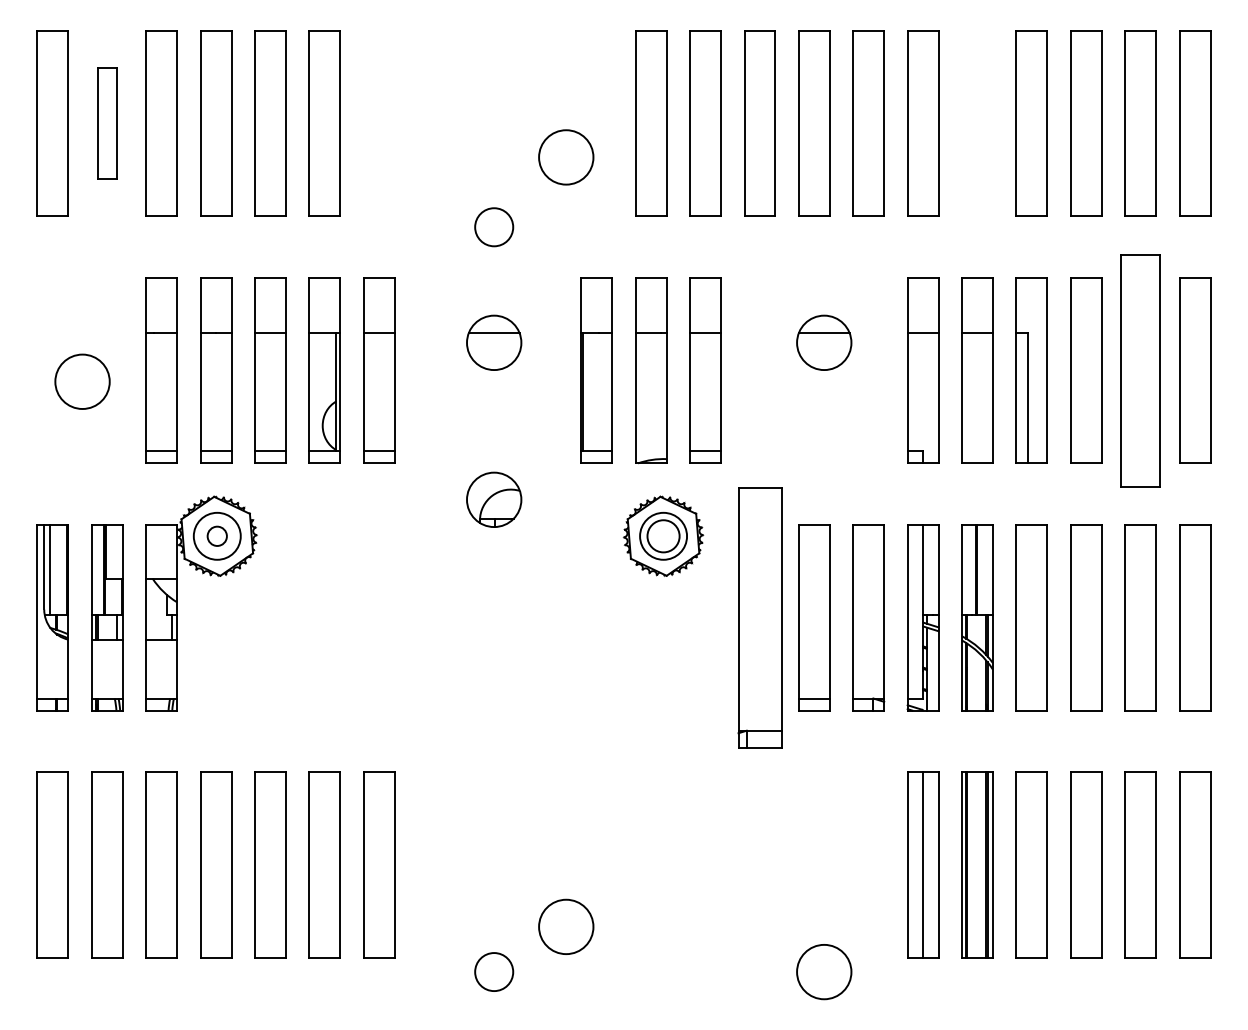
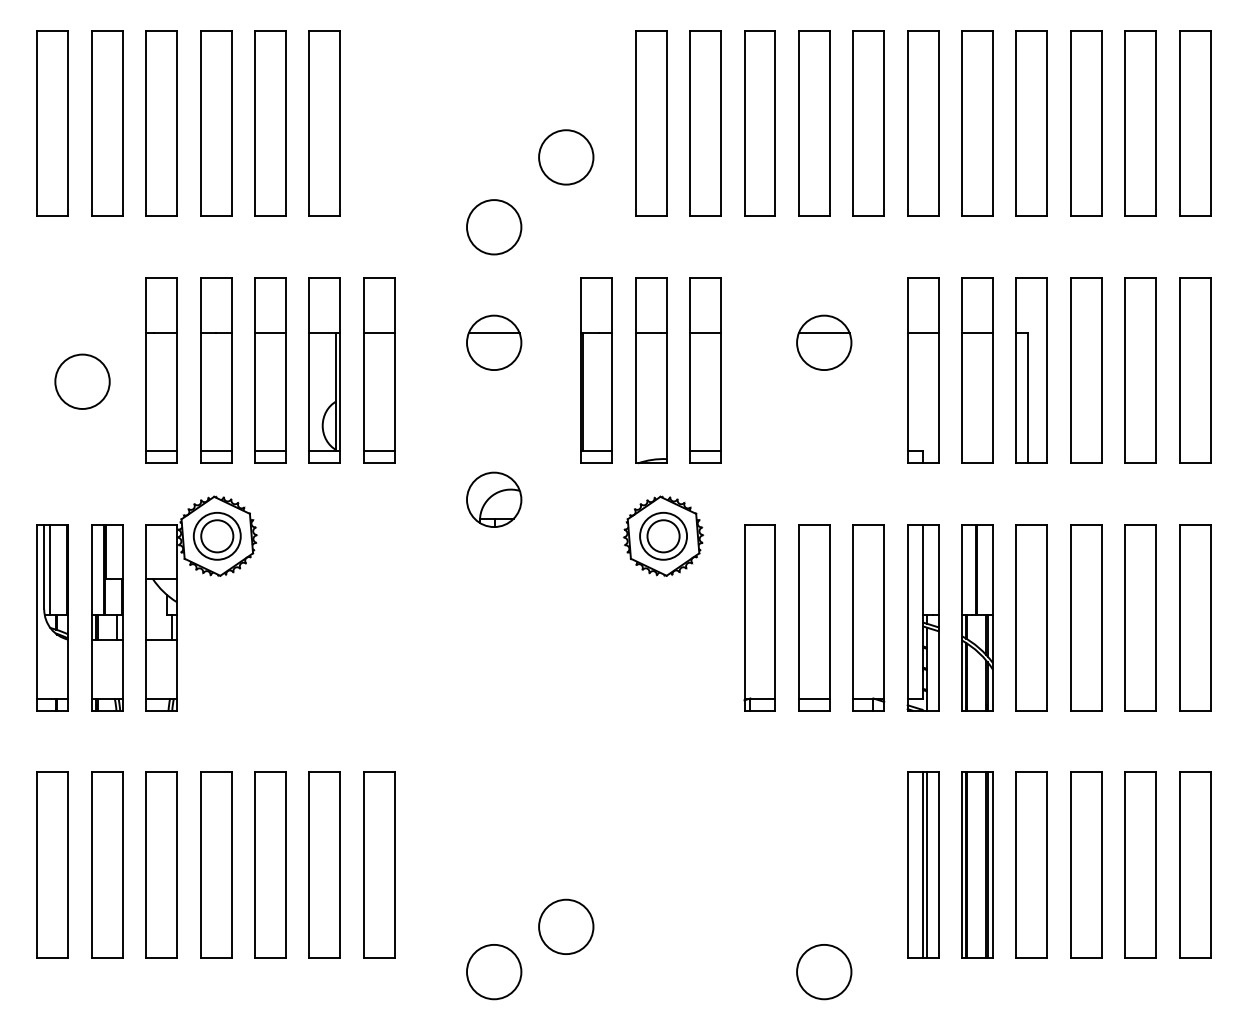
part size: 21x113 px -> 33x187 px (107, 123)
part: none -> present (977, 123)
circle diameter: 38 px -> 54 px (494, 227)
part size: 41x234 px -> 33x187 px (1140, 370)
circle diameter: 19 px -> 32 px (217, 536)
part size: 46x262 px -> 33x188 px (759, 617)
line: none -> present (926, 864)
circle diameter: 38 px -> 54 px (494, 971)
